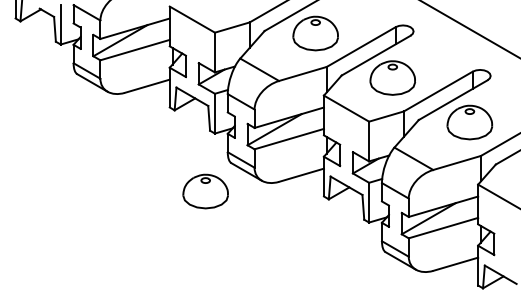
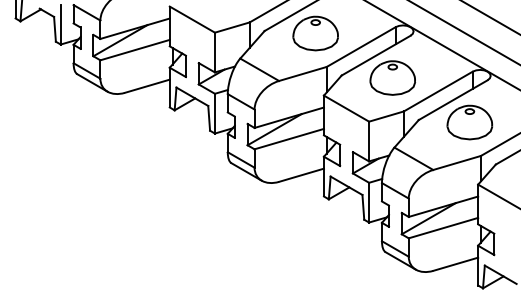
line: none -> present (490, 17)
line position: (470, 29) -> (464, 32) (464, 32)
line: none -> present (442, 45)
part: present -> none (205, 191)
